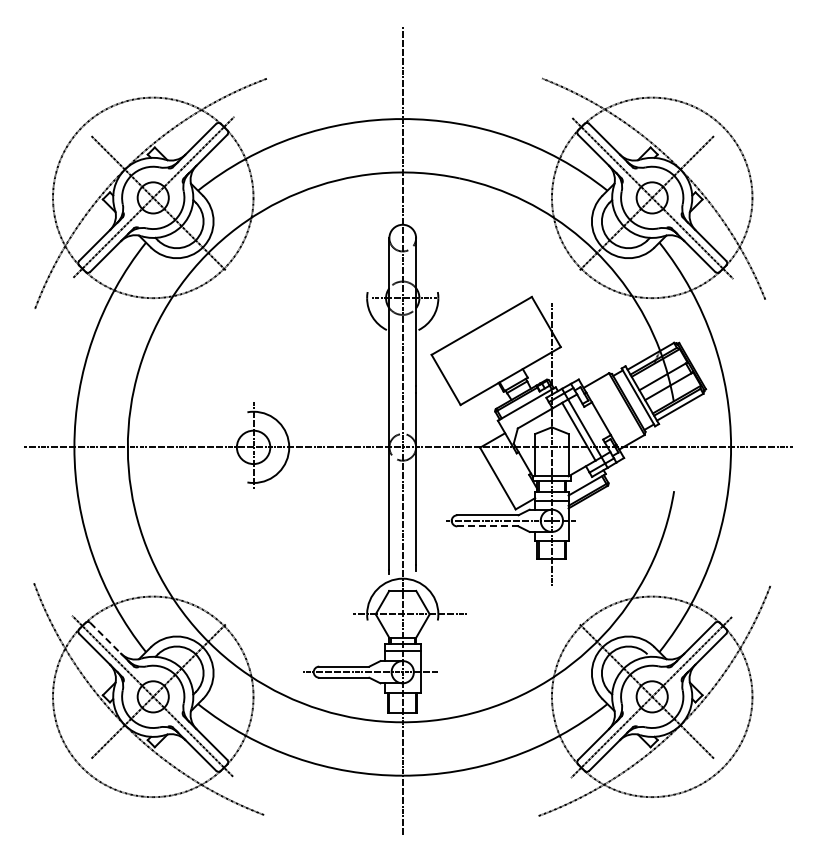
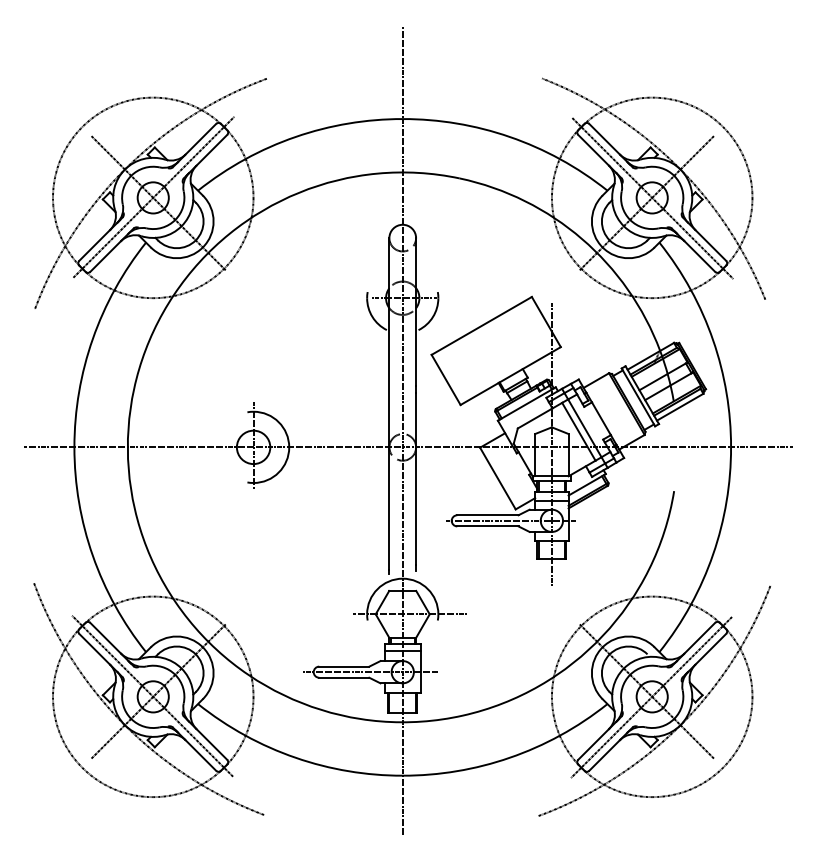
line: dashed -> solid (487, 526)
line: dashed -> solid (105, 638)
